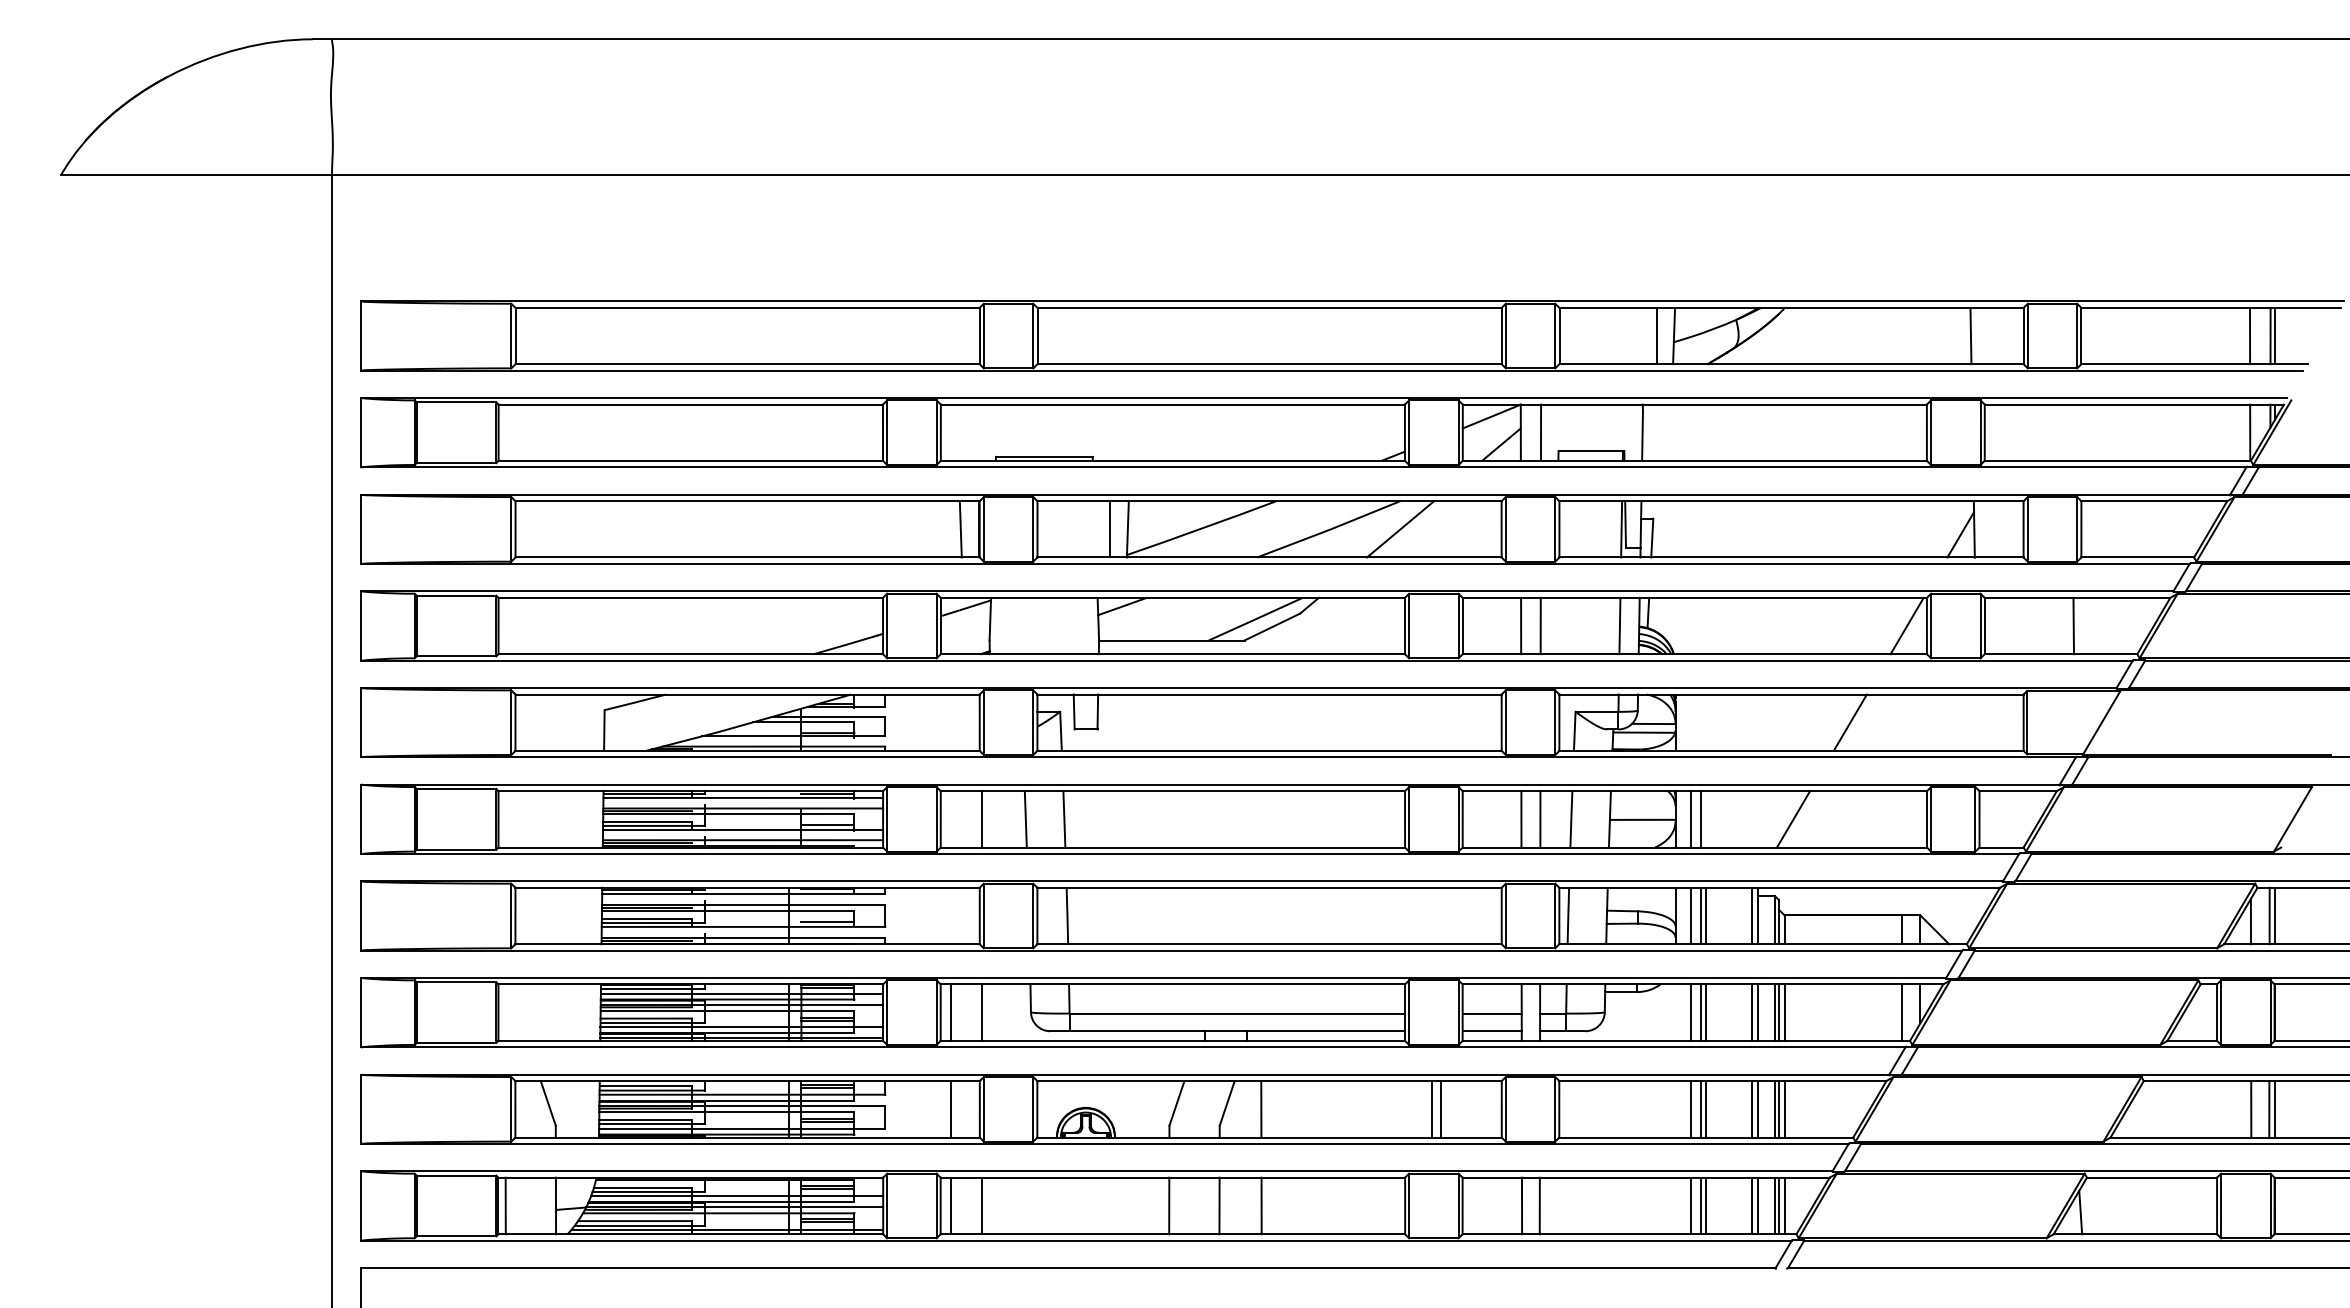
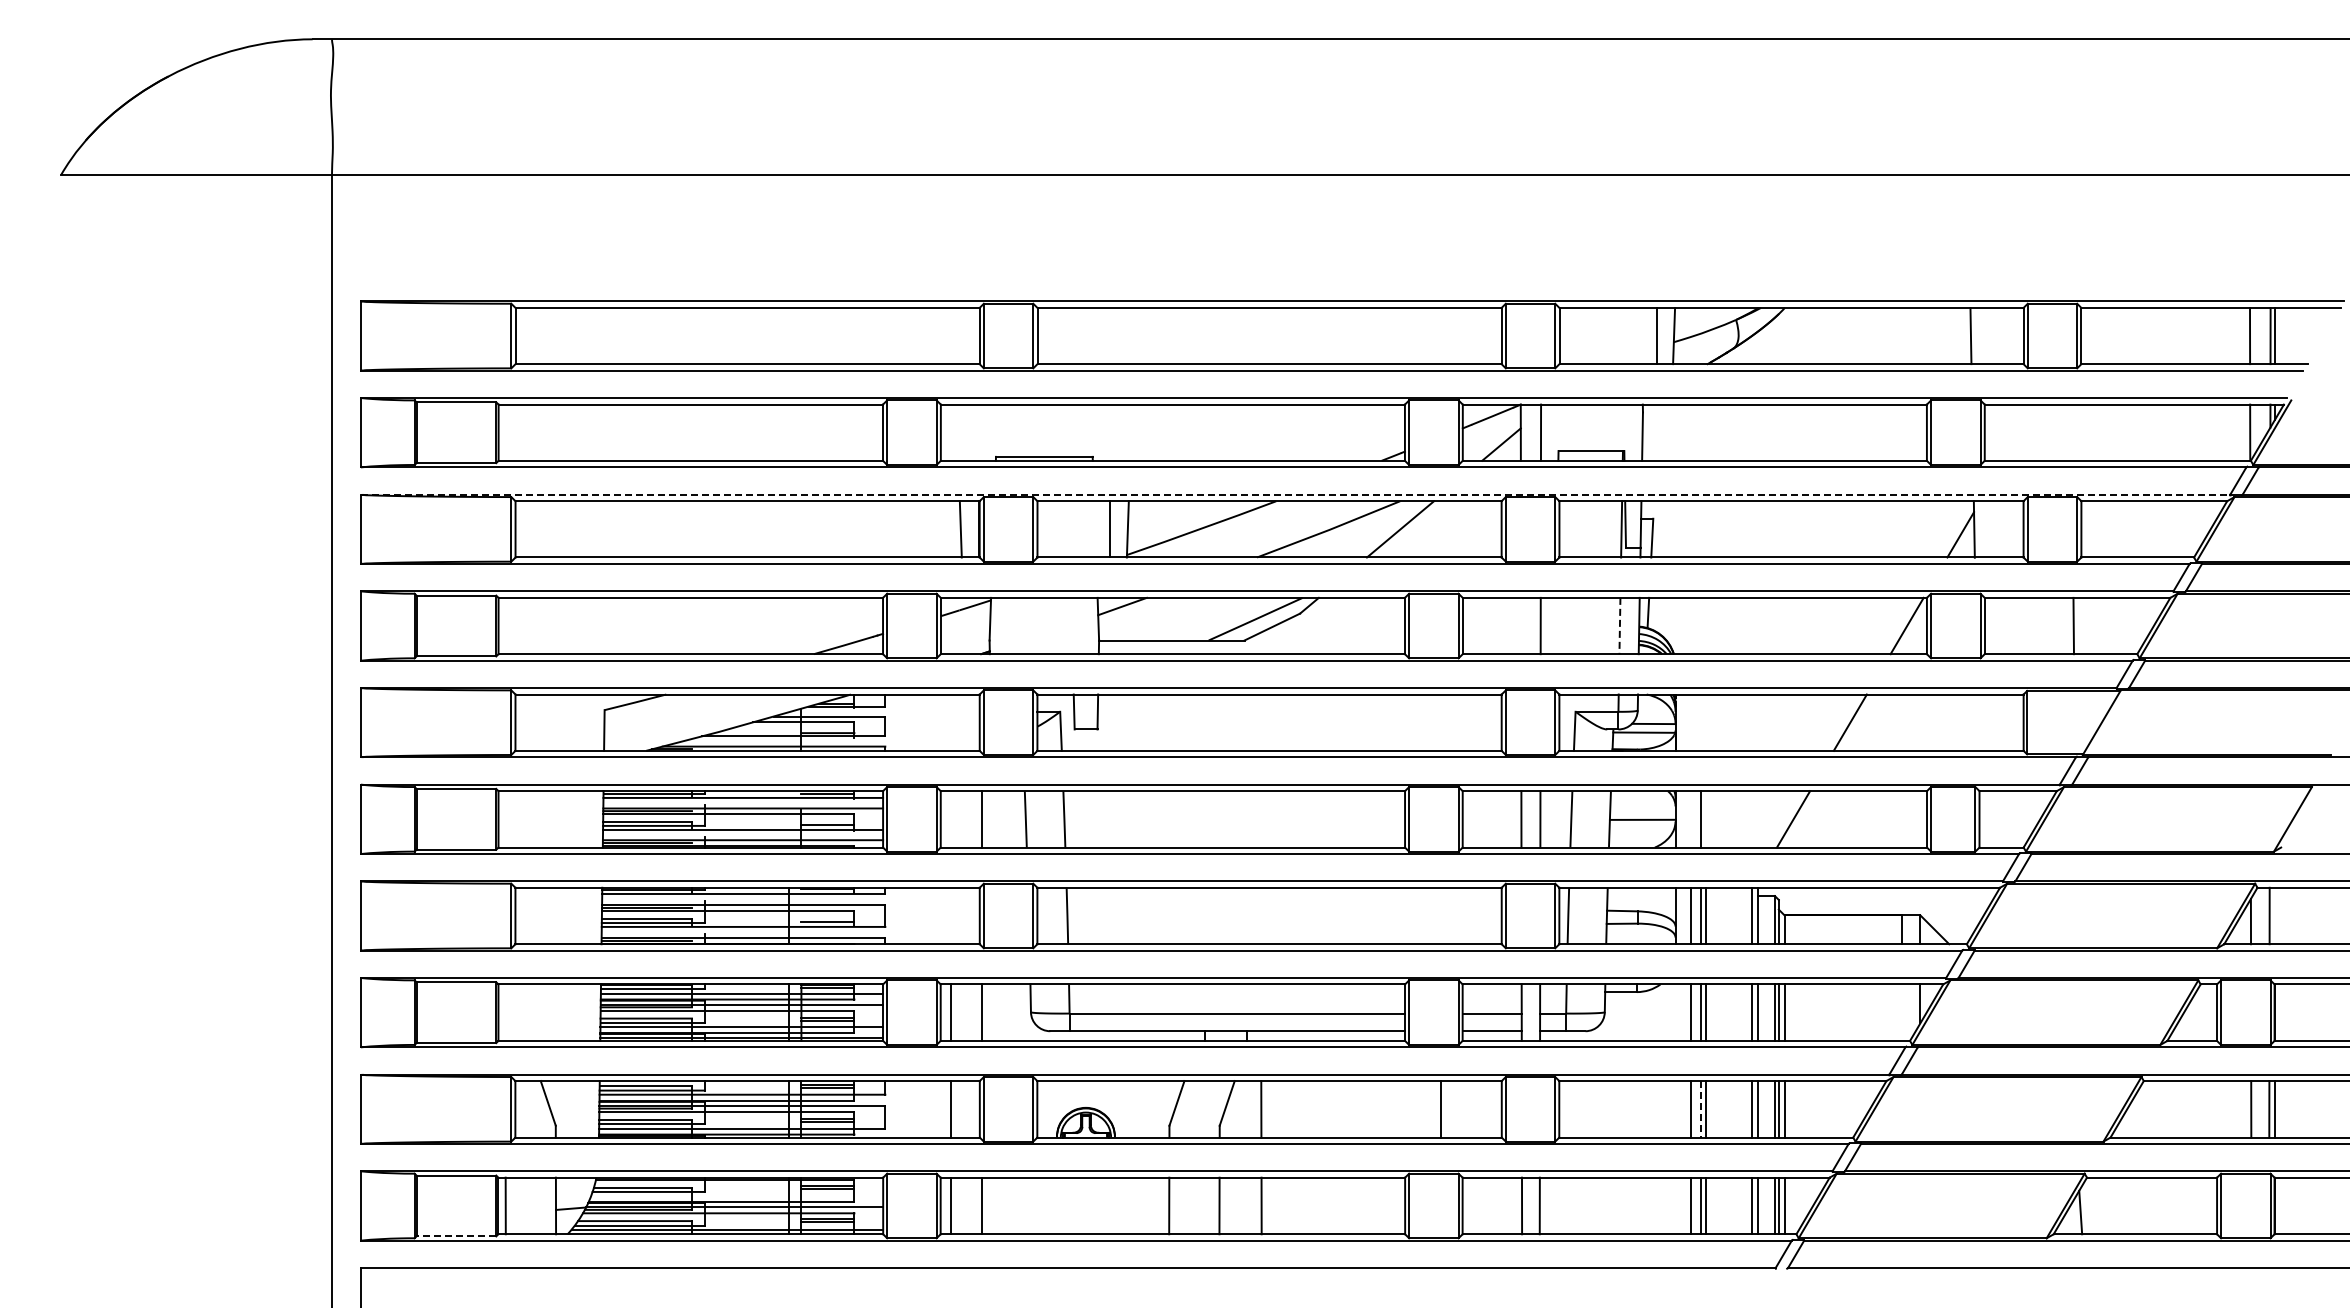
line: solid -> dashed (1295, 494)
line: present -> none (1521, 625)
line: solid -> dashed (1619, 626)
line: present -> none (1690, 819)
line: present -> none (2274, 915)
line: present -> none (1902, 1012)
line: present -> none (1431, 1109)
line: solid -> dashed (1700, 1109)
line: present -> none (737, 1196)
line: solid -> dashed (456, 1236)
